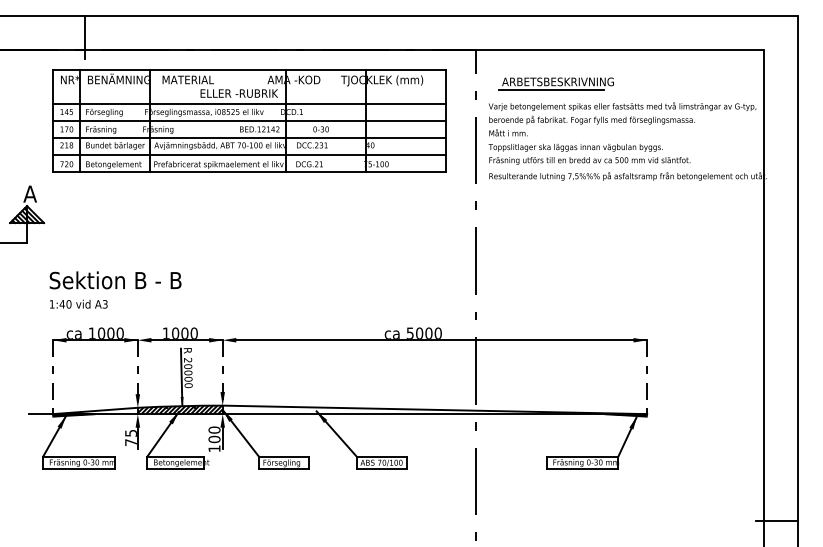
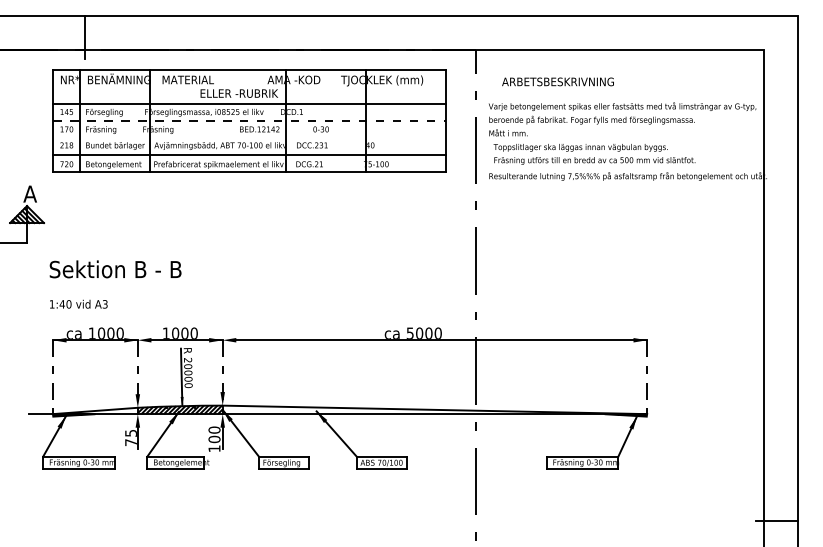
line: present -> none (551, 89)
line: solid -> dashed (250, 120)
line: present -> none (249, 137)
text position: (589, 154) -> (594, 154) (594, 154)
text position: (115, 280) -> (115, 269) (115, 269)
